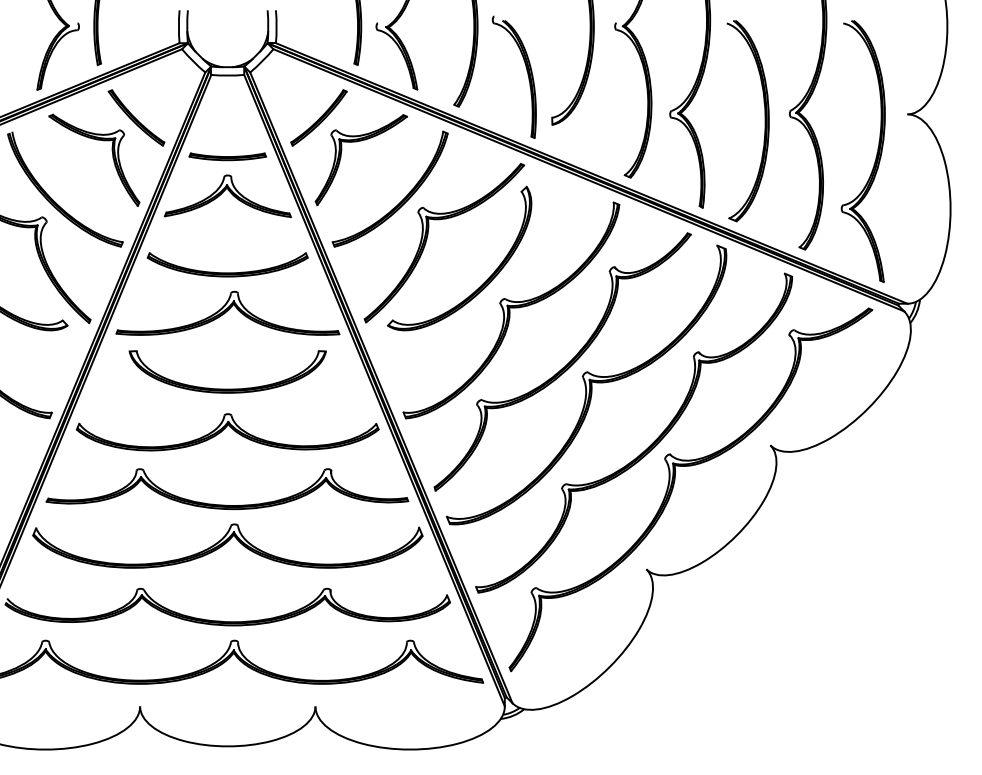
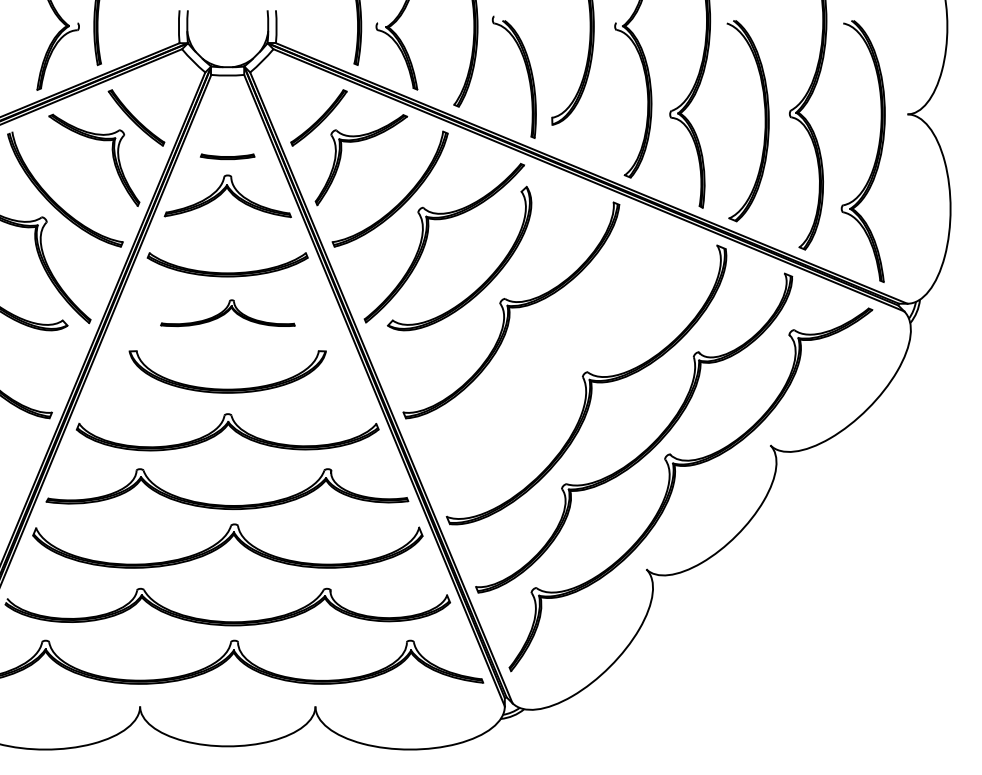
part size: 79x10 px -> 57x7 px (227, 156)
part size: 226x46 px -> 136x29 px (227, 313)
part: present -> none (562, 361)
